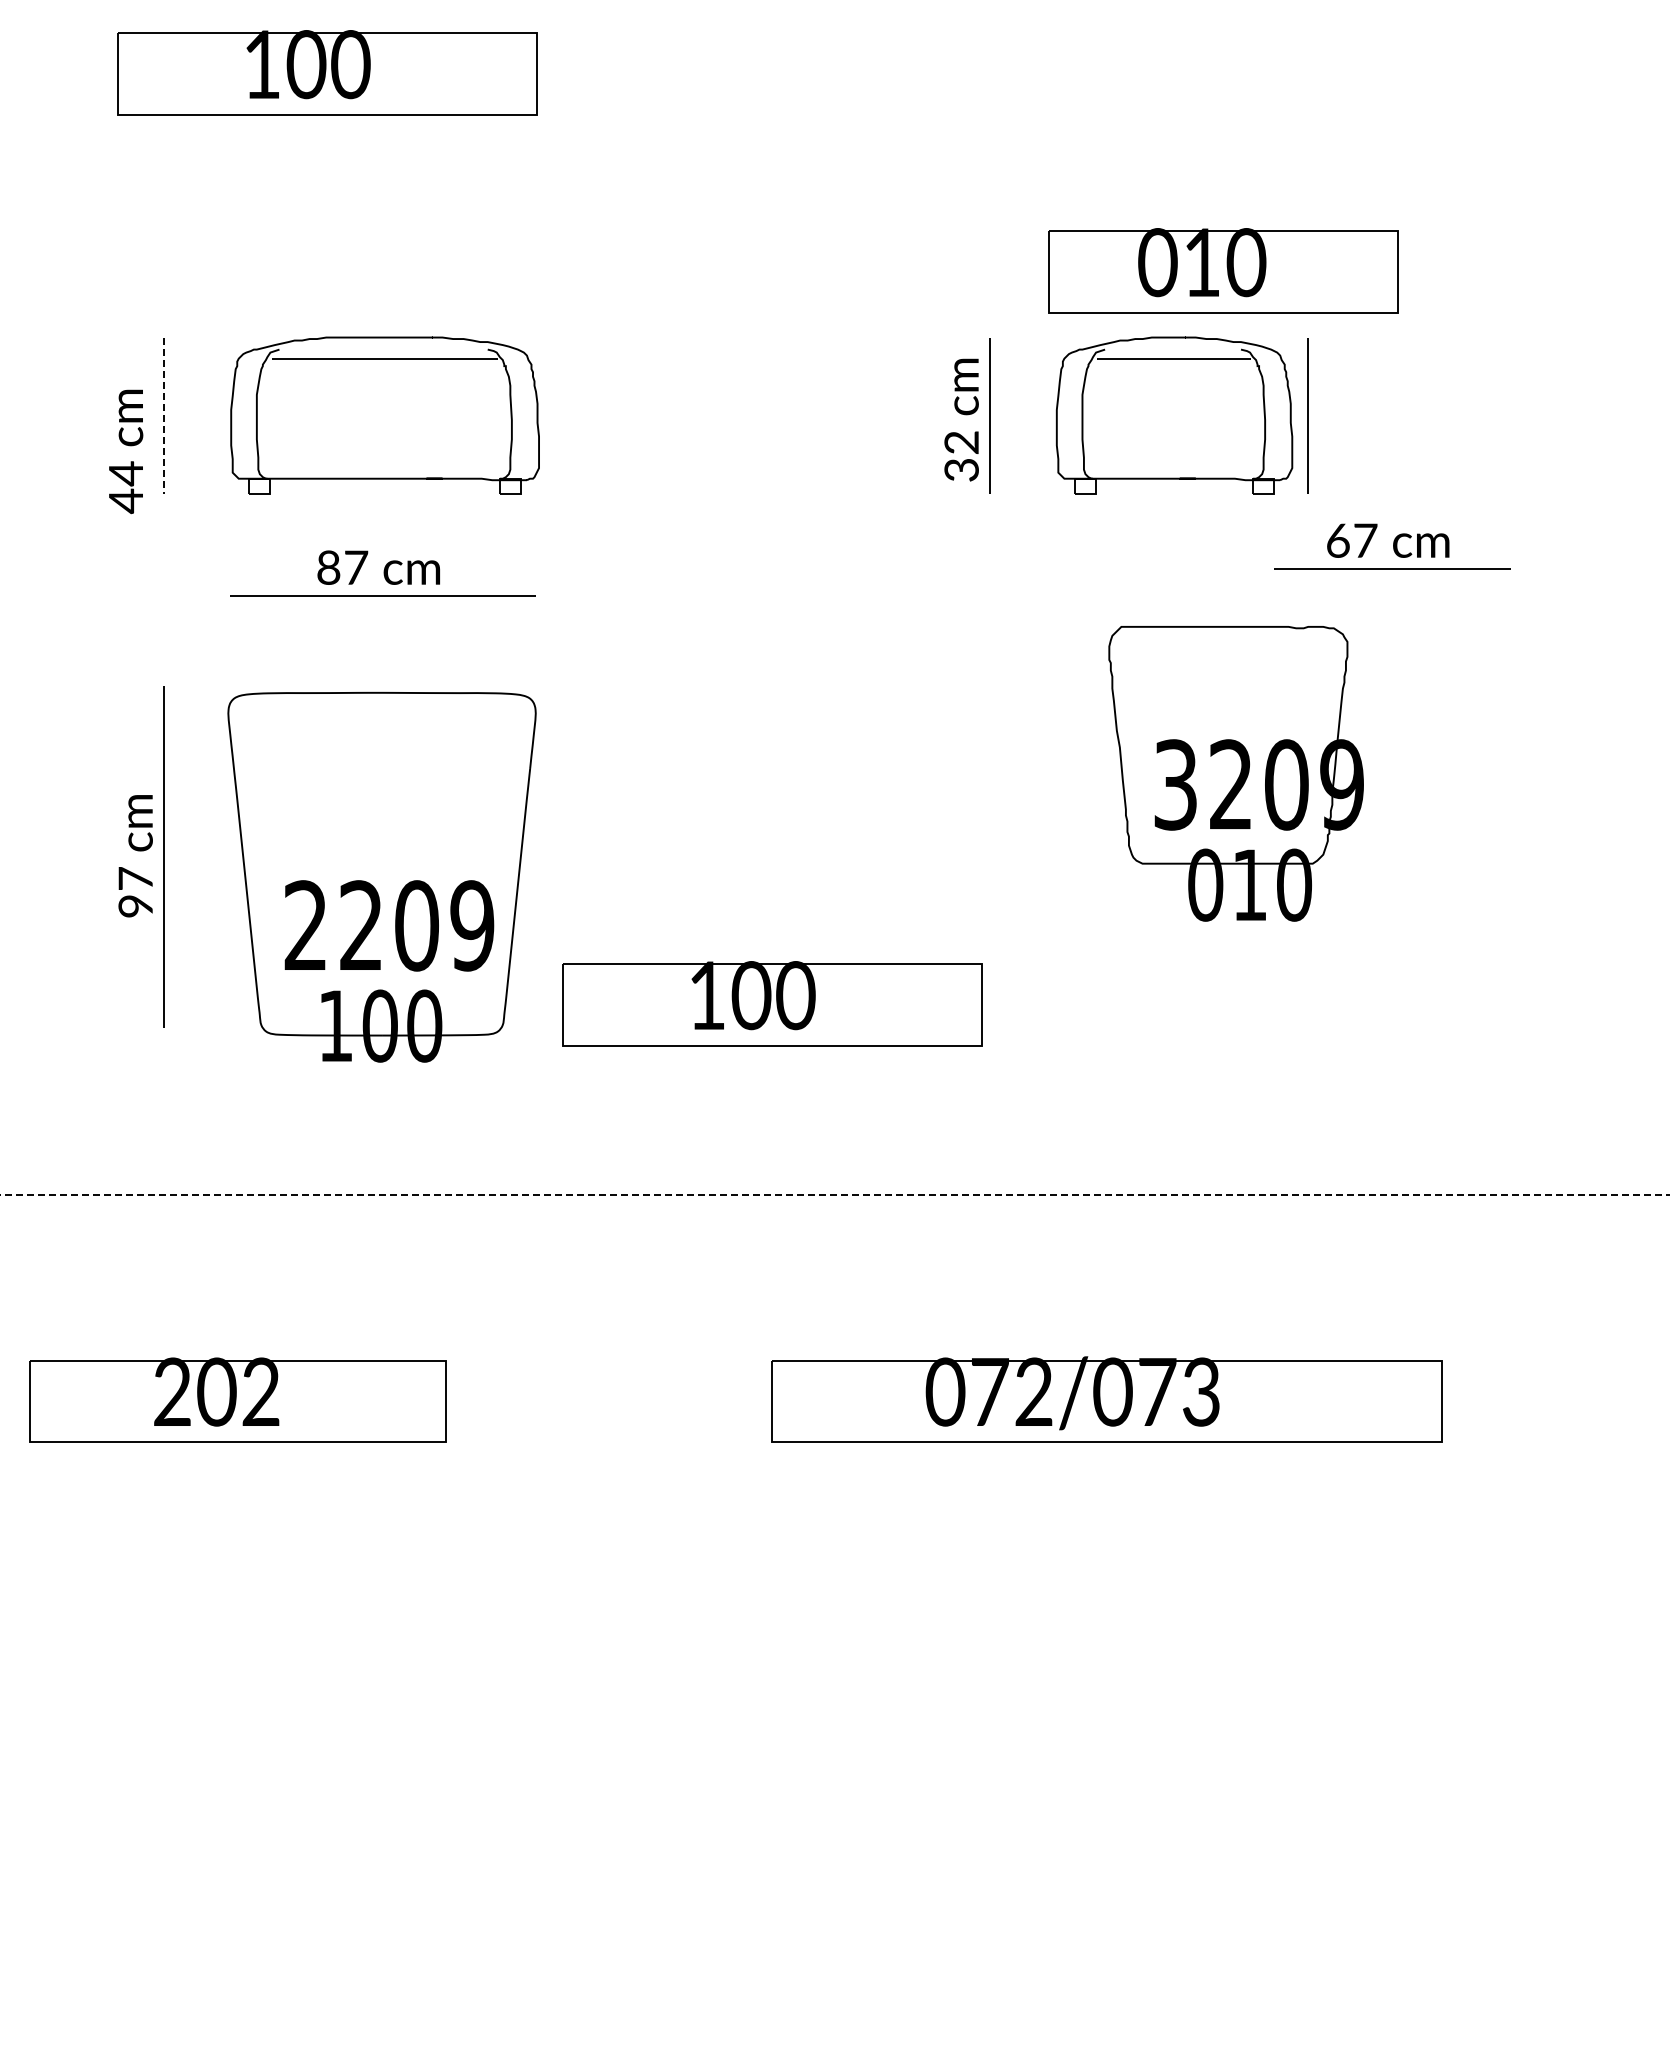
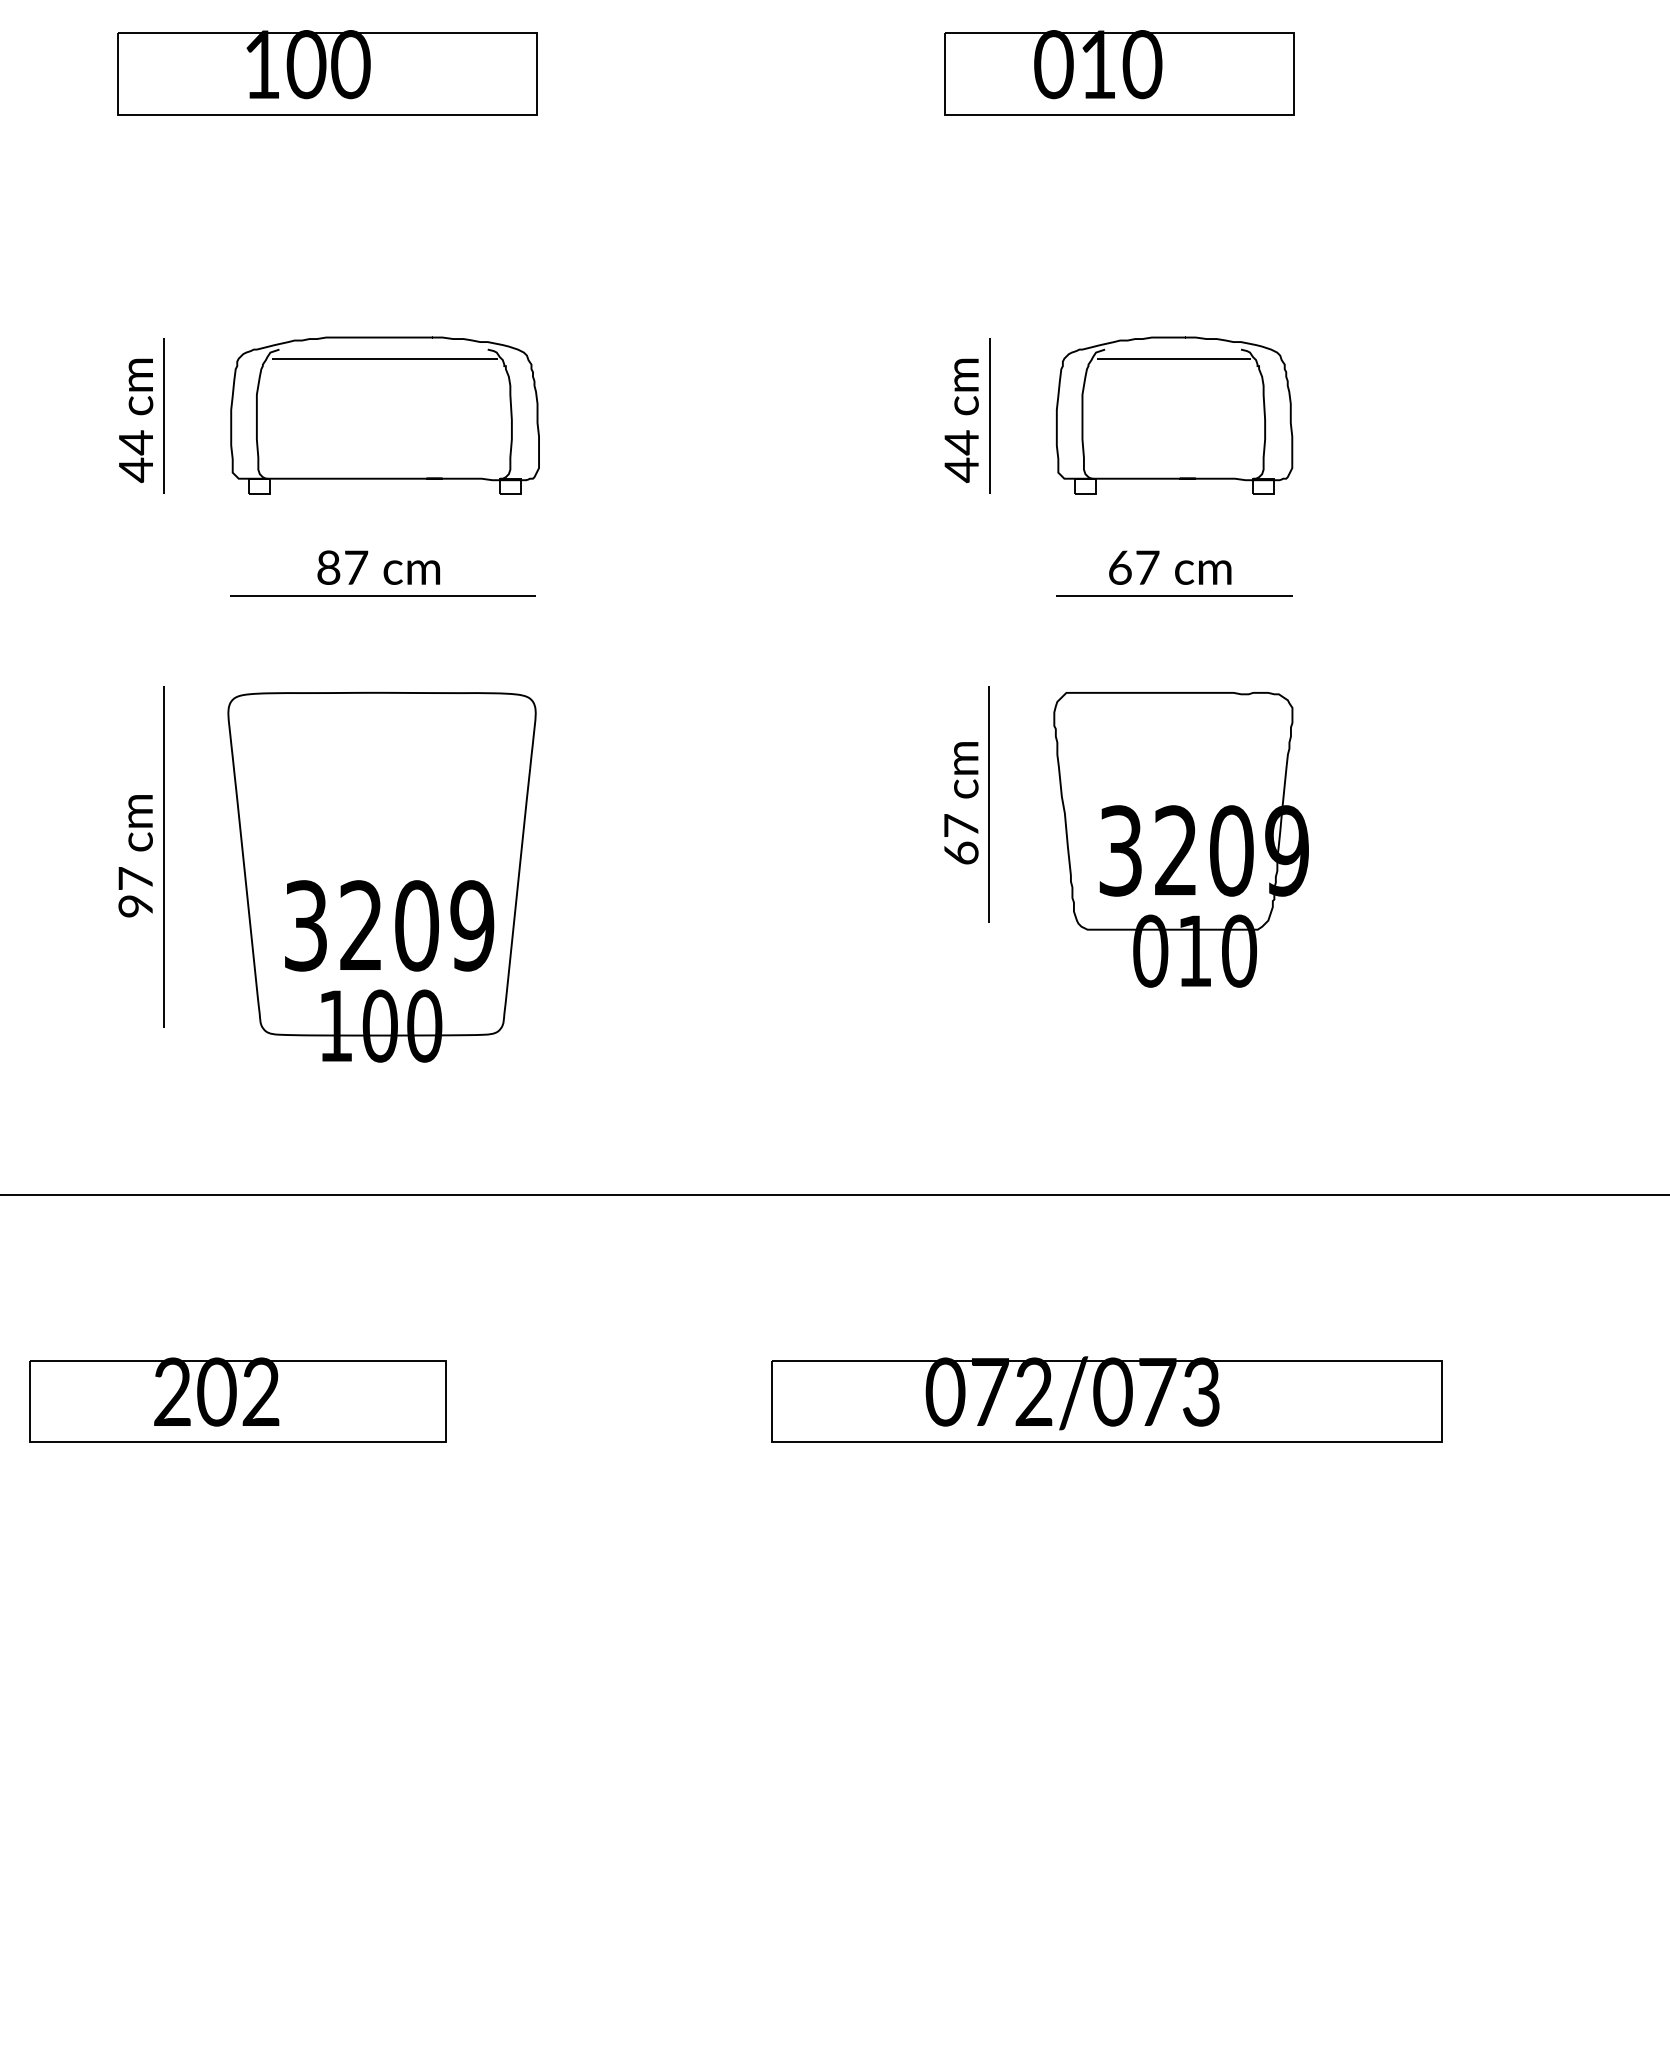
part position: (1223, 270) -> (1119, 72) (1119, 72)
line: present -> none (1307, 415)
line: dashed -> solid (164, 416)
text position: (126, 451) -> (136, 420) (136, 420)
text: 32 -> 44 (961, 456)
part position: (1392, 546) -> (1174, 573) (1174, 573)
part position: (1235, 773) -> (1180, 839) (1180, 839)
part: none -> present (966, 804)
text: 2209 -> 3209 (305, 925)
part: present -> none (772, 1003)
line: dashed -> solid (835, 1195)
